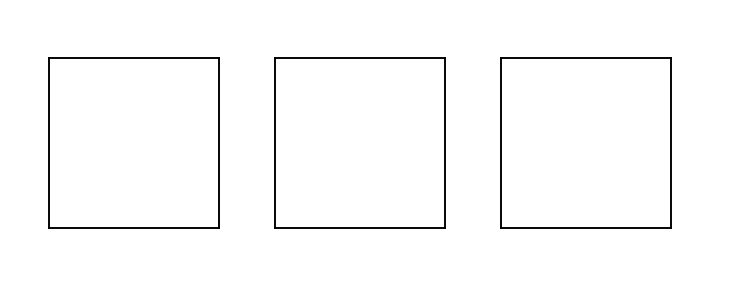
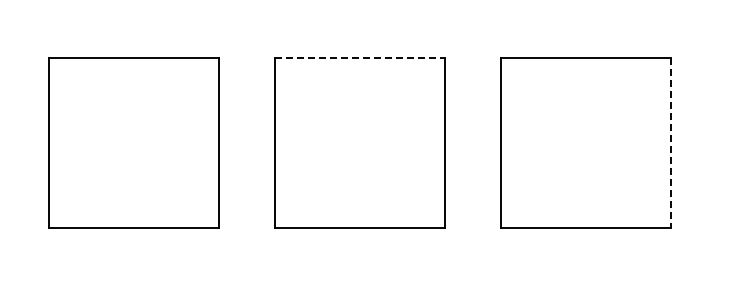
line: solid -> dashed (359, 58)
line: solid -> dashed (671, 143)
